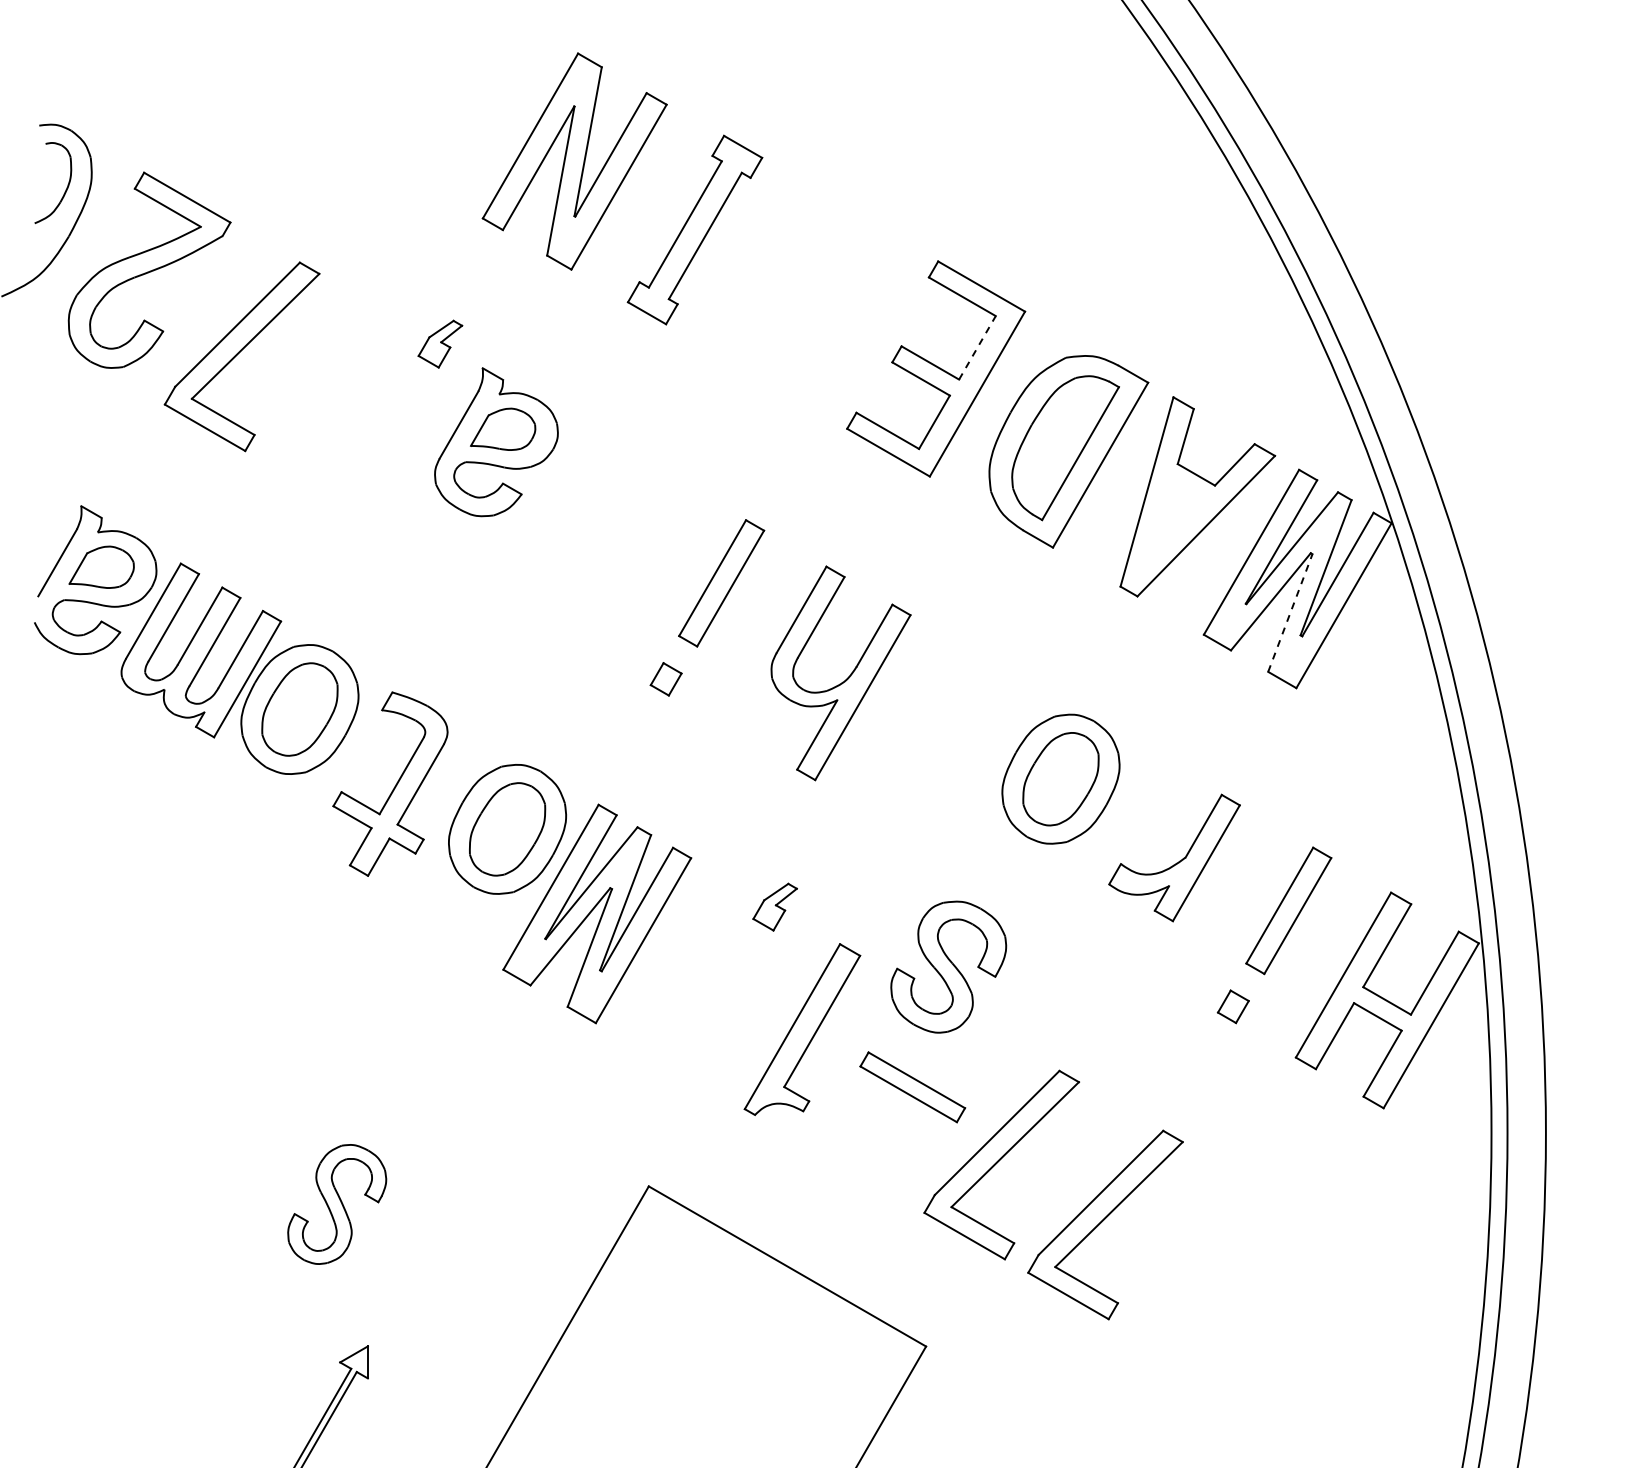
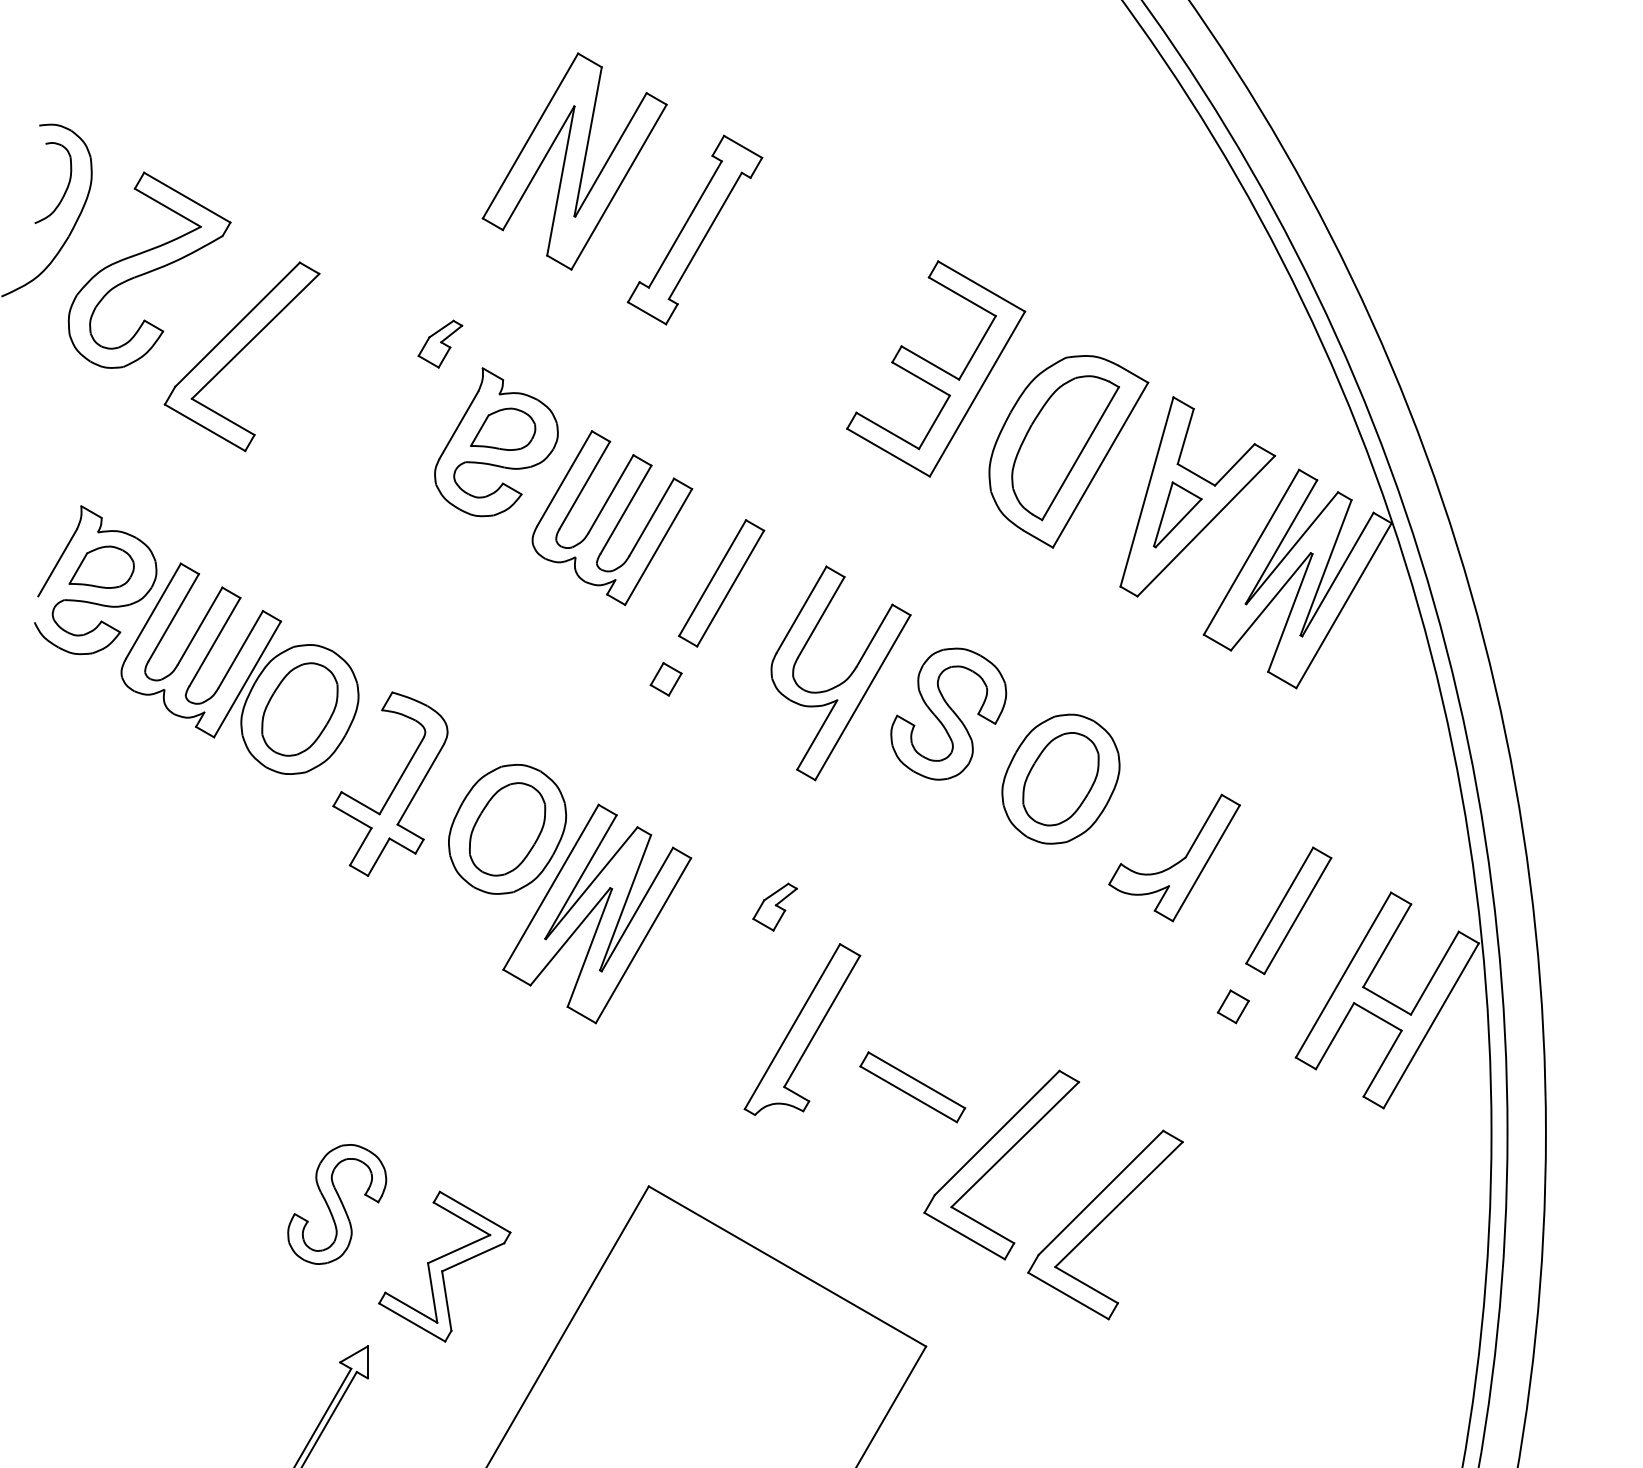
line: dashed -> solid (977, 347)
part: none -> present (1177, 514)
part: none -> present (612, 518)
line: dashed -> solid (1290, 613)
part position: (948, 966) -> (948, 713) (948, 713)
part: none -> present (444, 1266)
